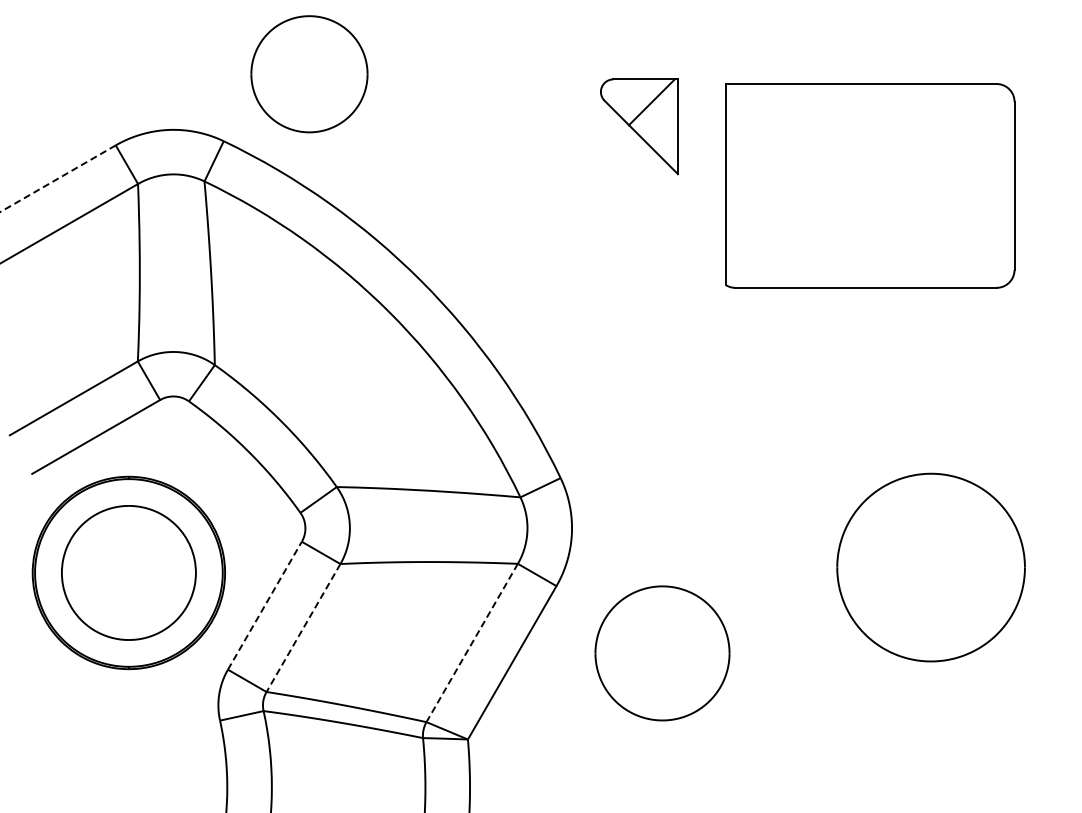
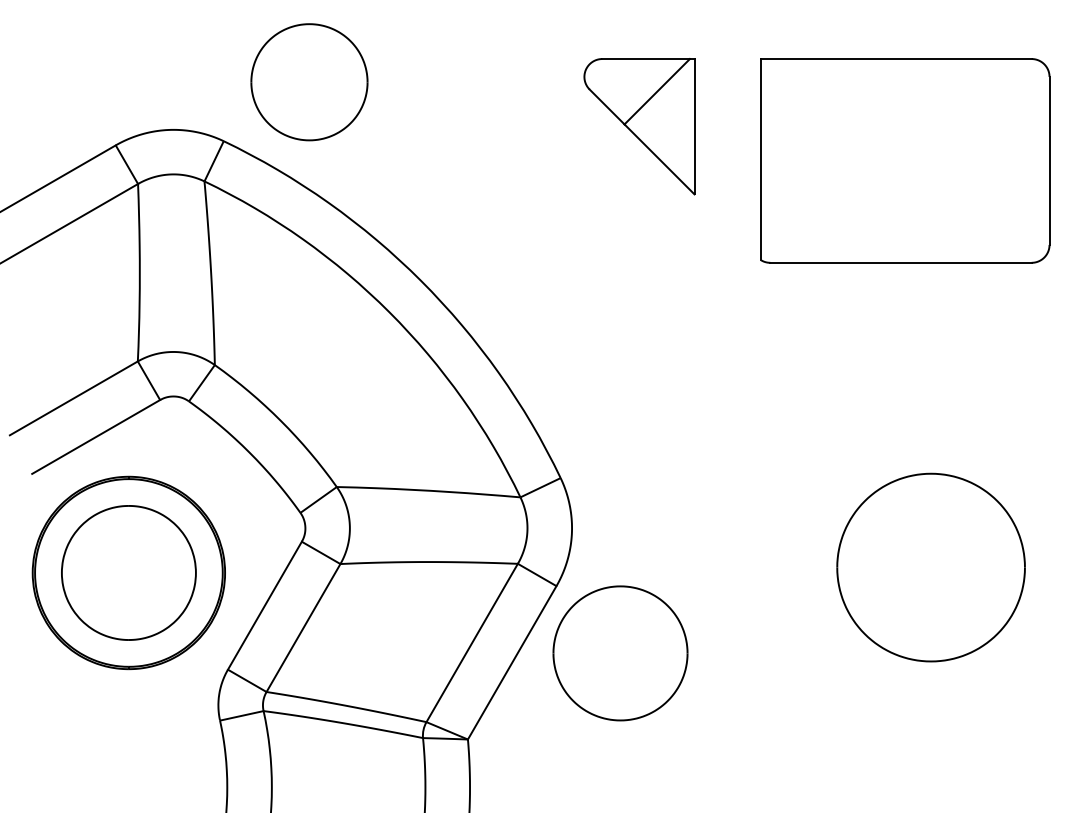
part position: (309, 74) -> (309, 82) (309, 82)
part size: 79x98 px -> 113x138 px (639, 126)
line: dashed -> solid (58, 178)
part position: (870, 185) -> (905, 160) (905, 160)
line: dashed -> solid (264, 605)
line: dashed -> solid (303, 628)
line: dashed -> solid (471, 643)
part position: (662, 653) -> (620, 653) (620, 653)
